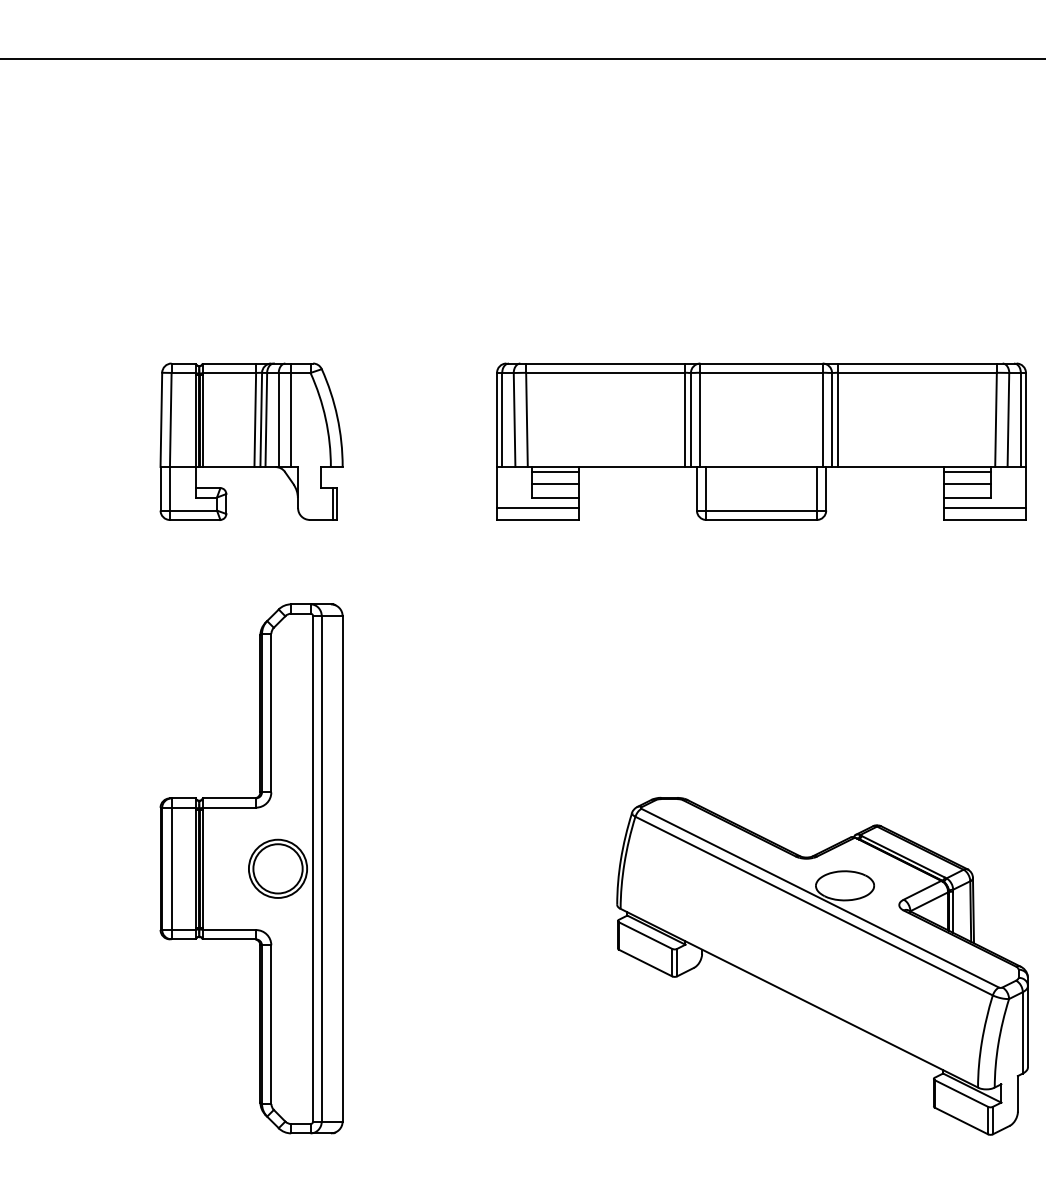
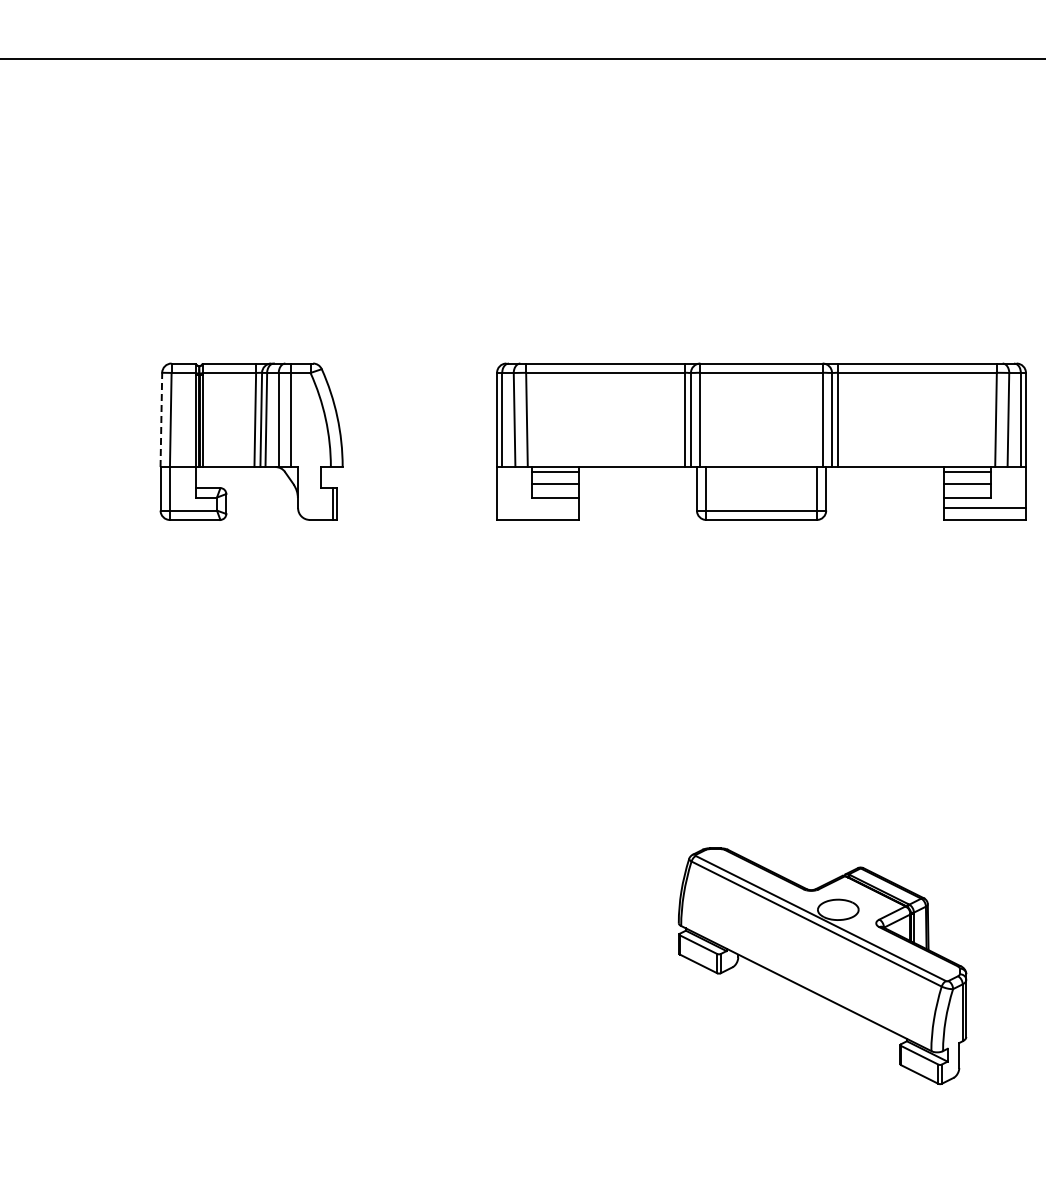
line: solid -> dashed (161, 419)
line: present -> none (538, 508)
part: present -> none (251, 868)
part size: 413x340 px -> 291x239 px (822, 966)
